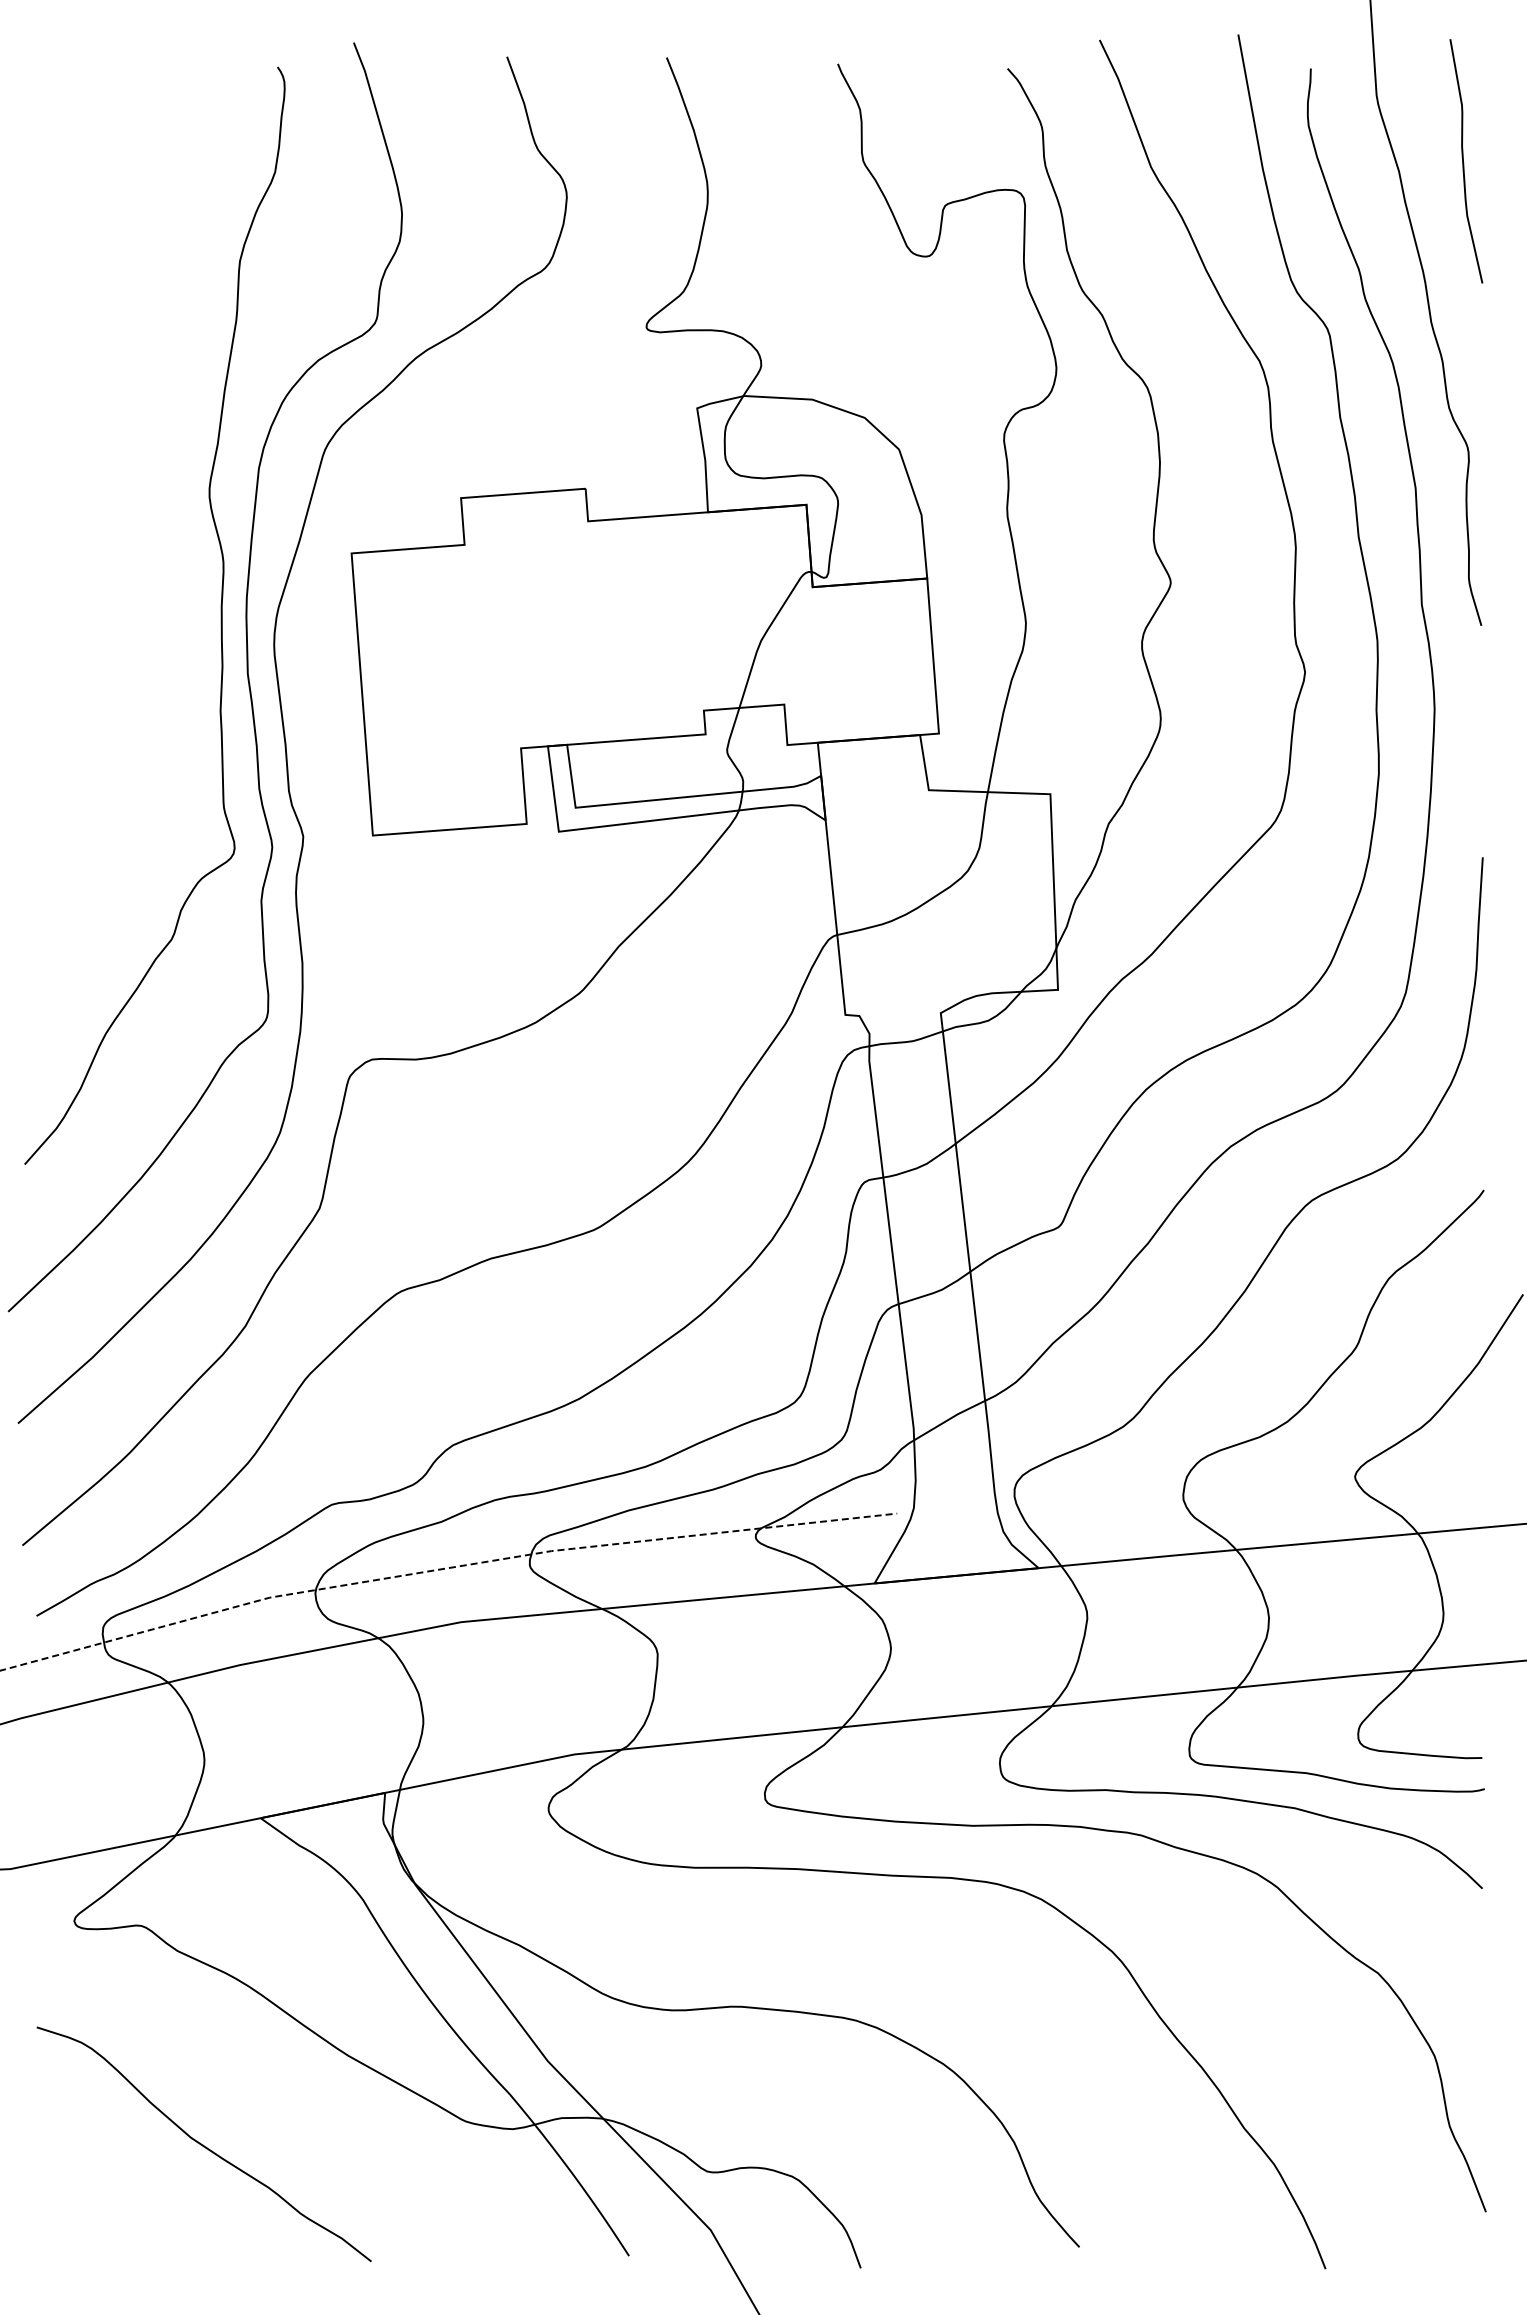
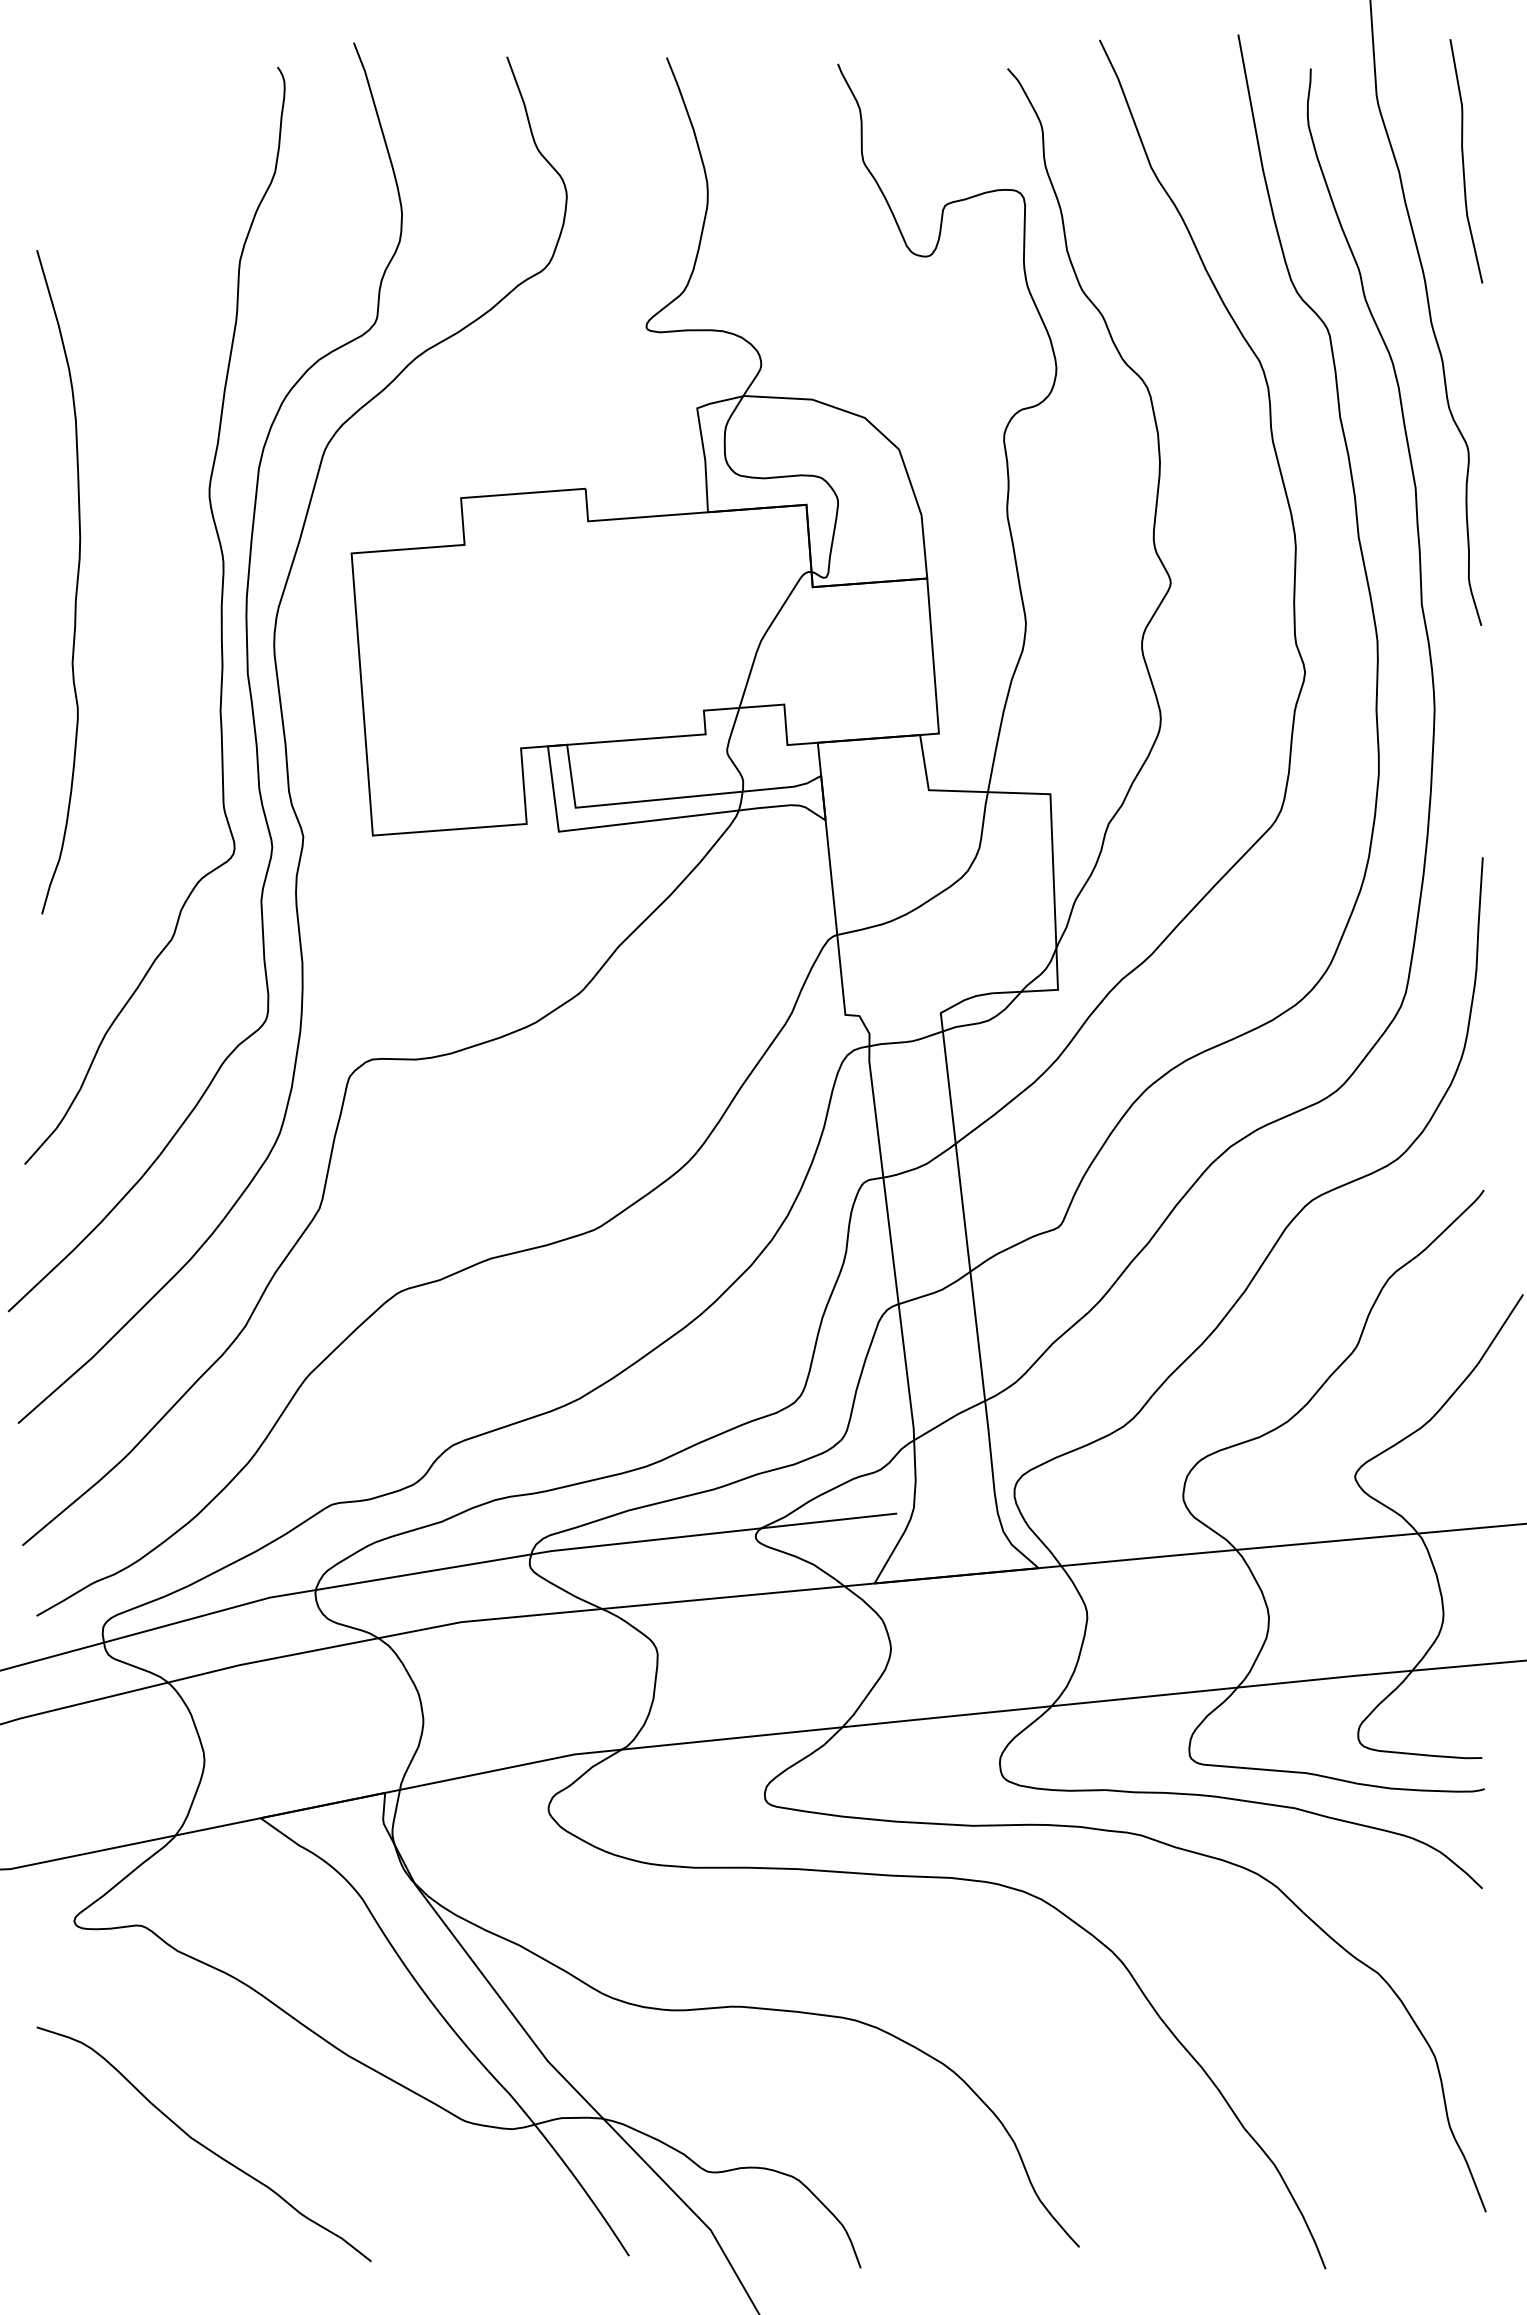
curve: none -> present (76, 582)
line: dashed -> solid (445, 1568)
